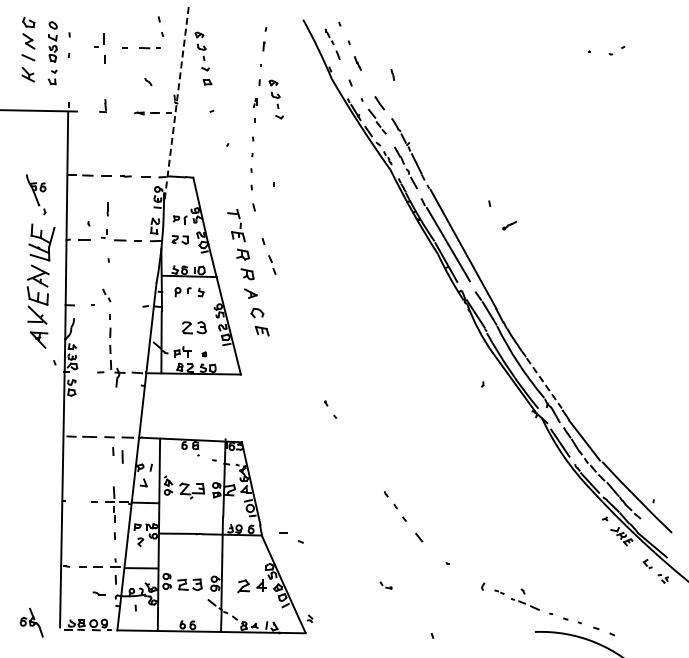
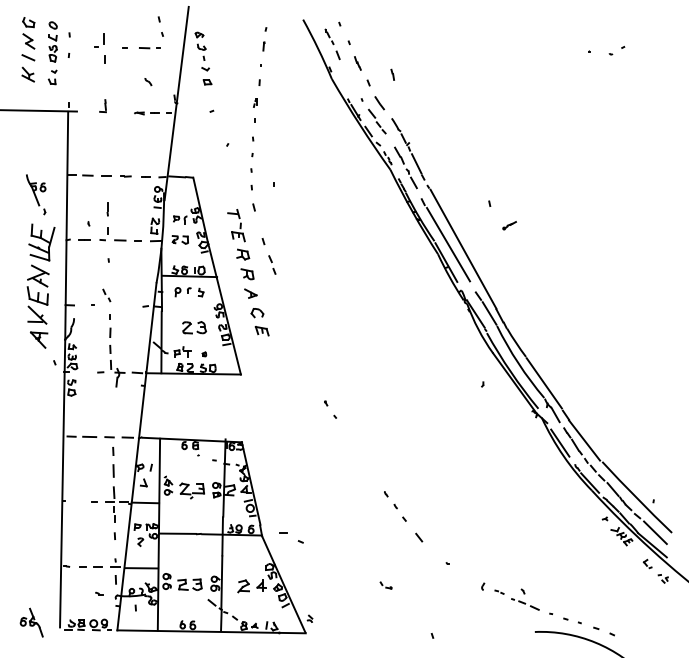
line position: (350, 82) -> (368, 82) (368, 82)
part: present -> none (275, 99)
line: dashed -> solid (176, 104)
part size: 7x10 px -> 10x15 px (103, 234)
line: dashed -> solid (544, 383)
line position: (122, 456) -> (113, 470) (113, 470)
line: none -> present (655, 532)
part size: 14x5 px -> 9x5 px (99, 593)
